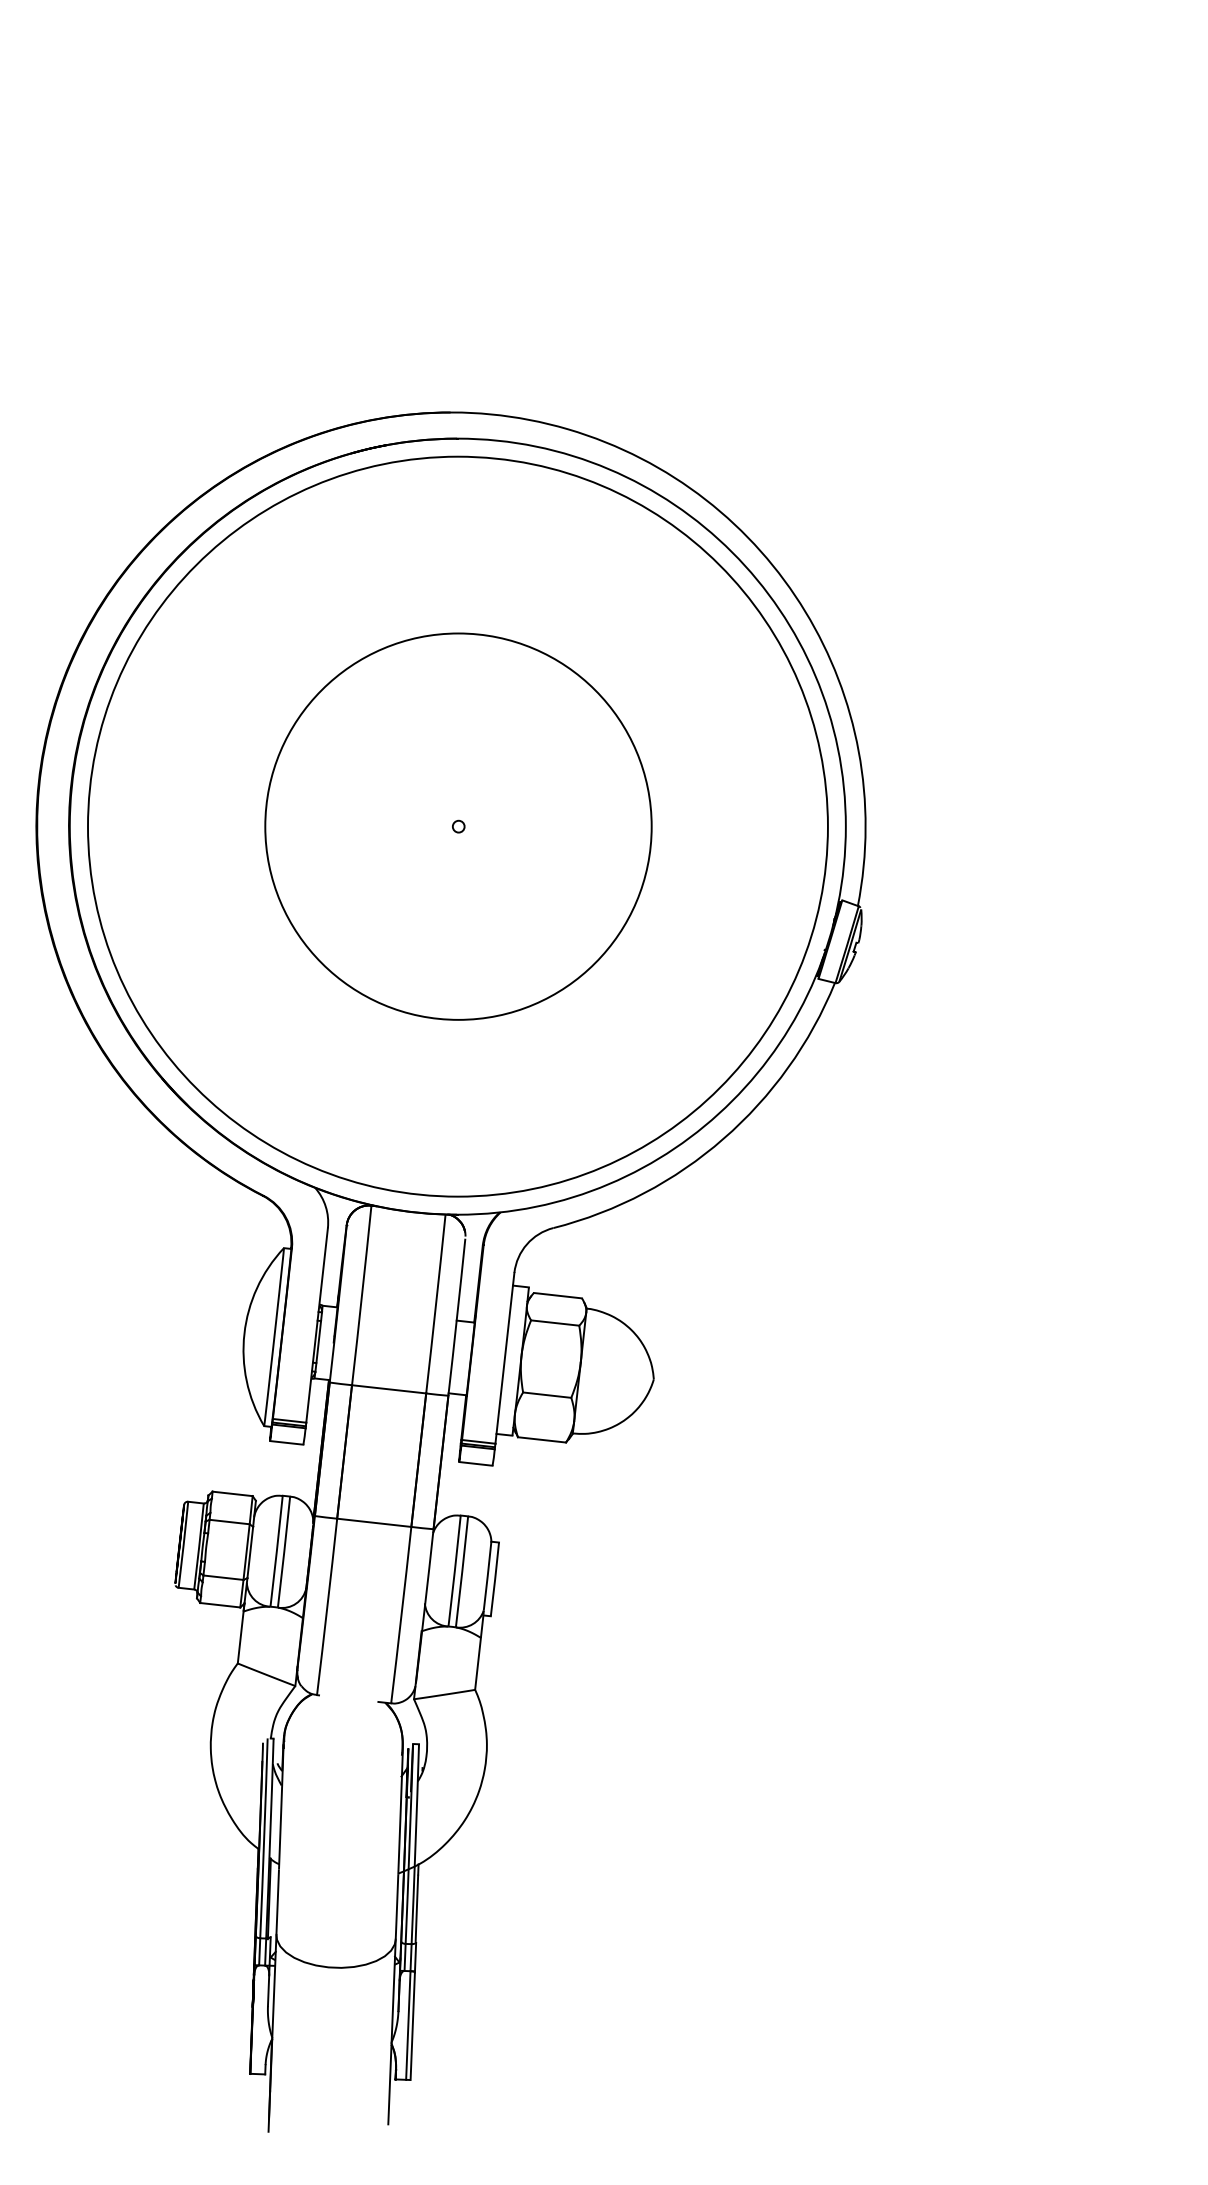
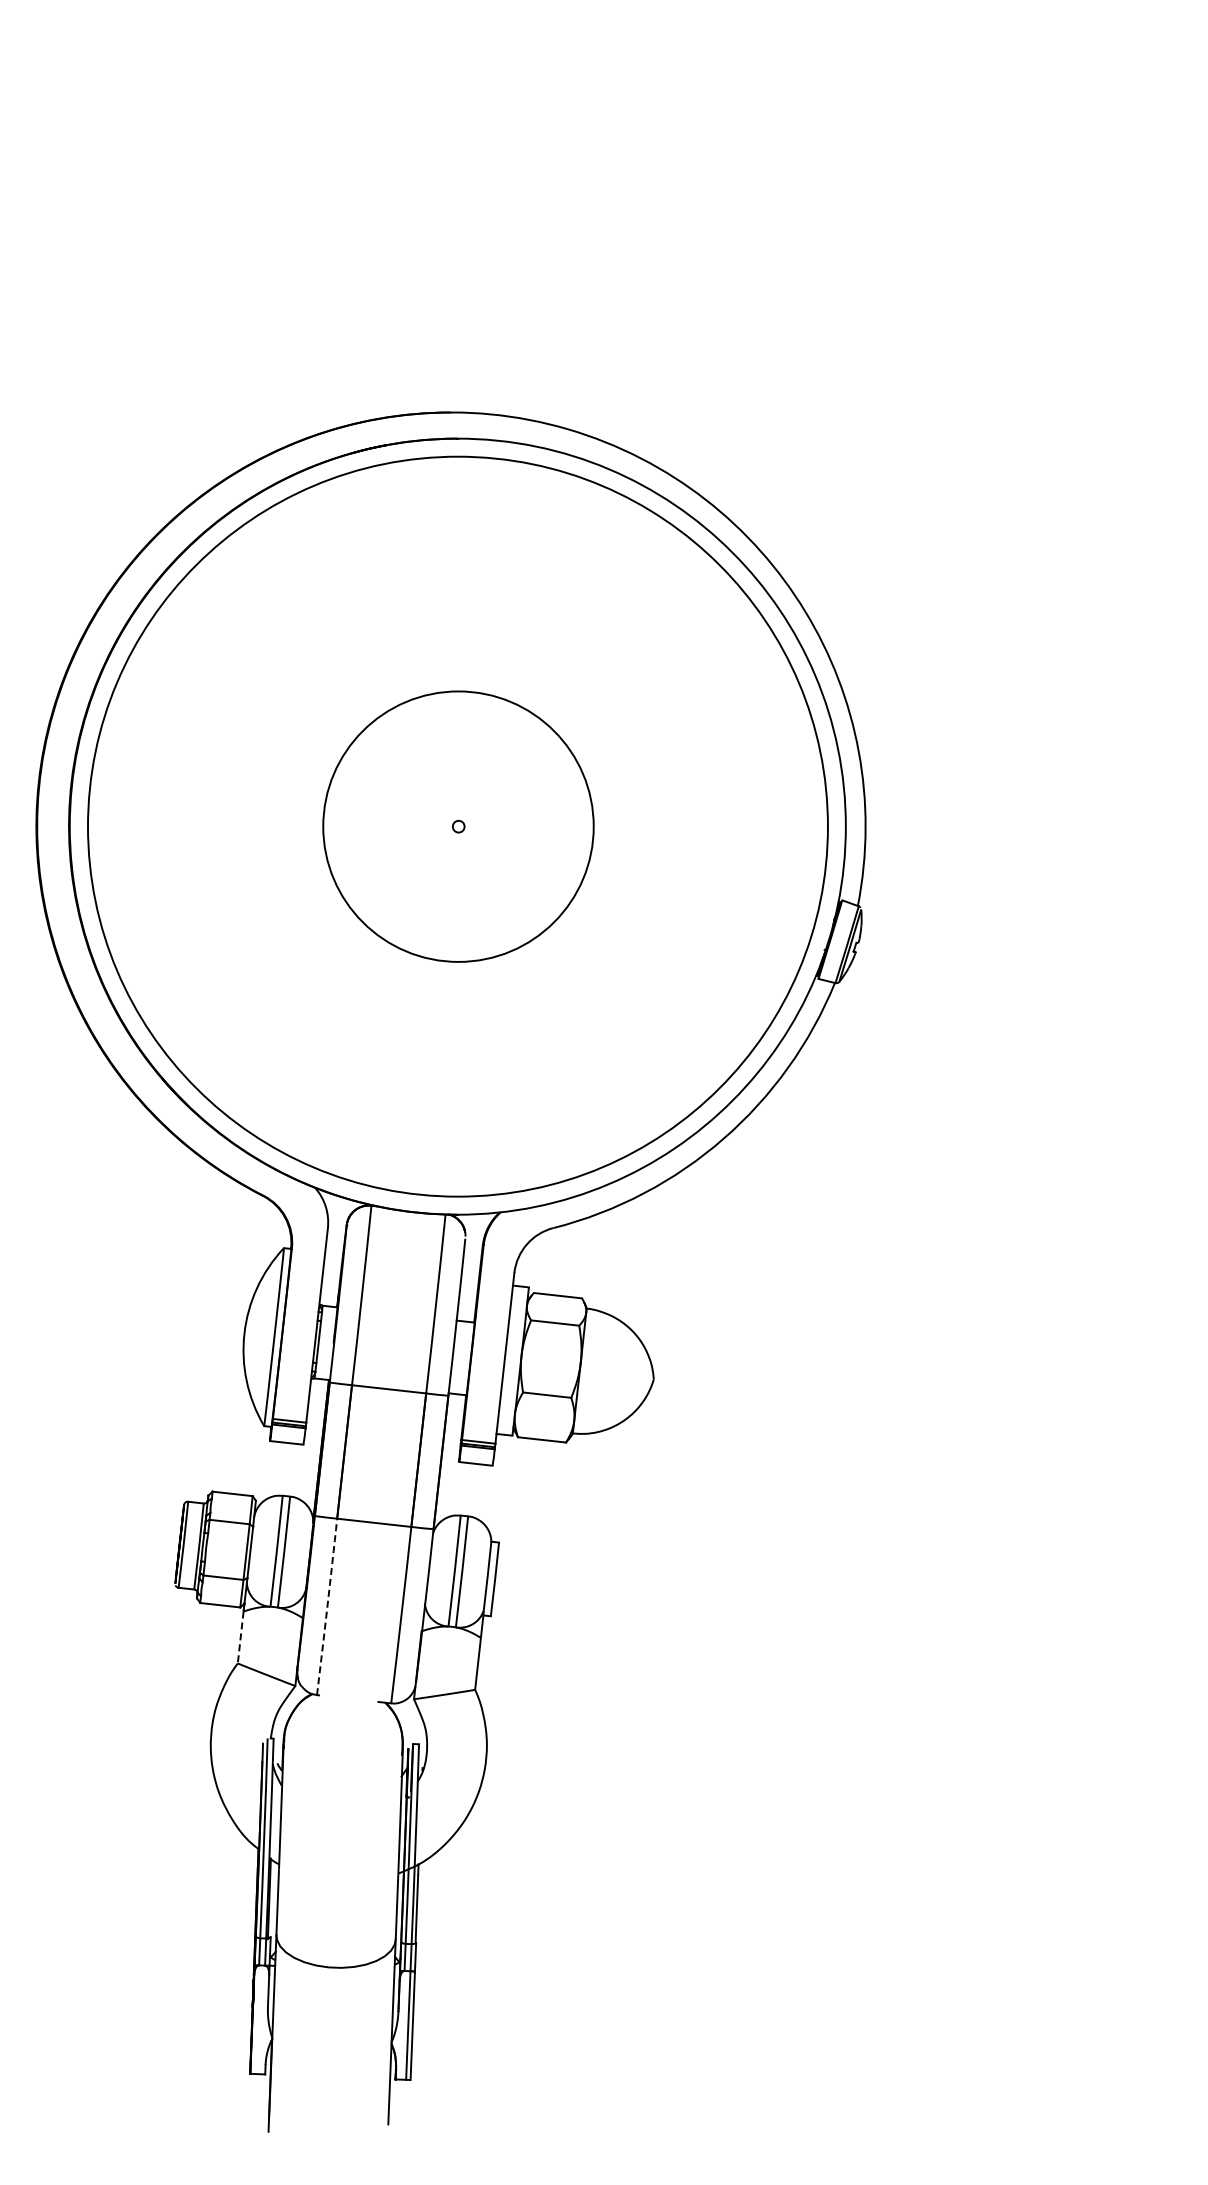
circle diameter: 386 px -> 270 px (458, 826)
arc: solid -> dashed (327, 1606)
line: solid -> dashed (240, 1638)
